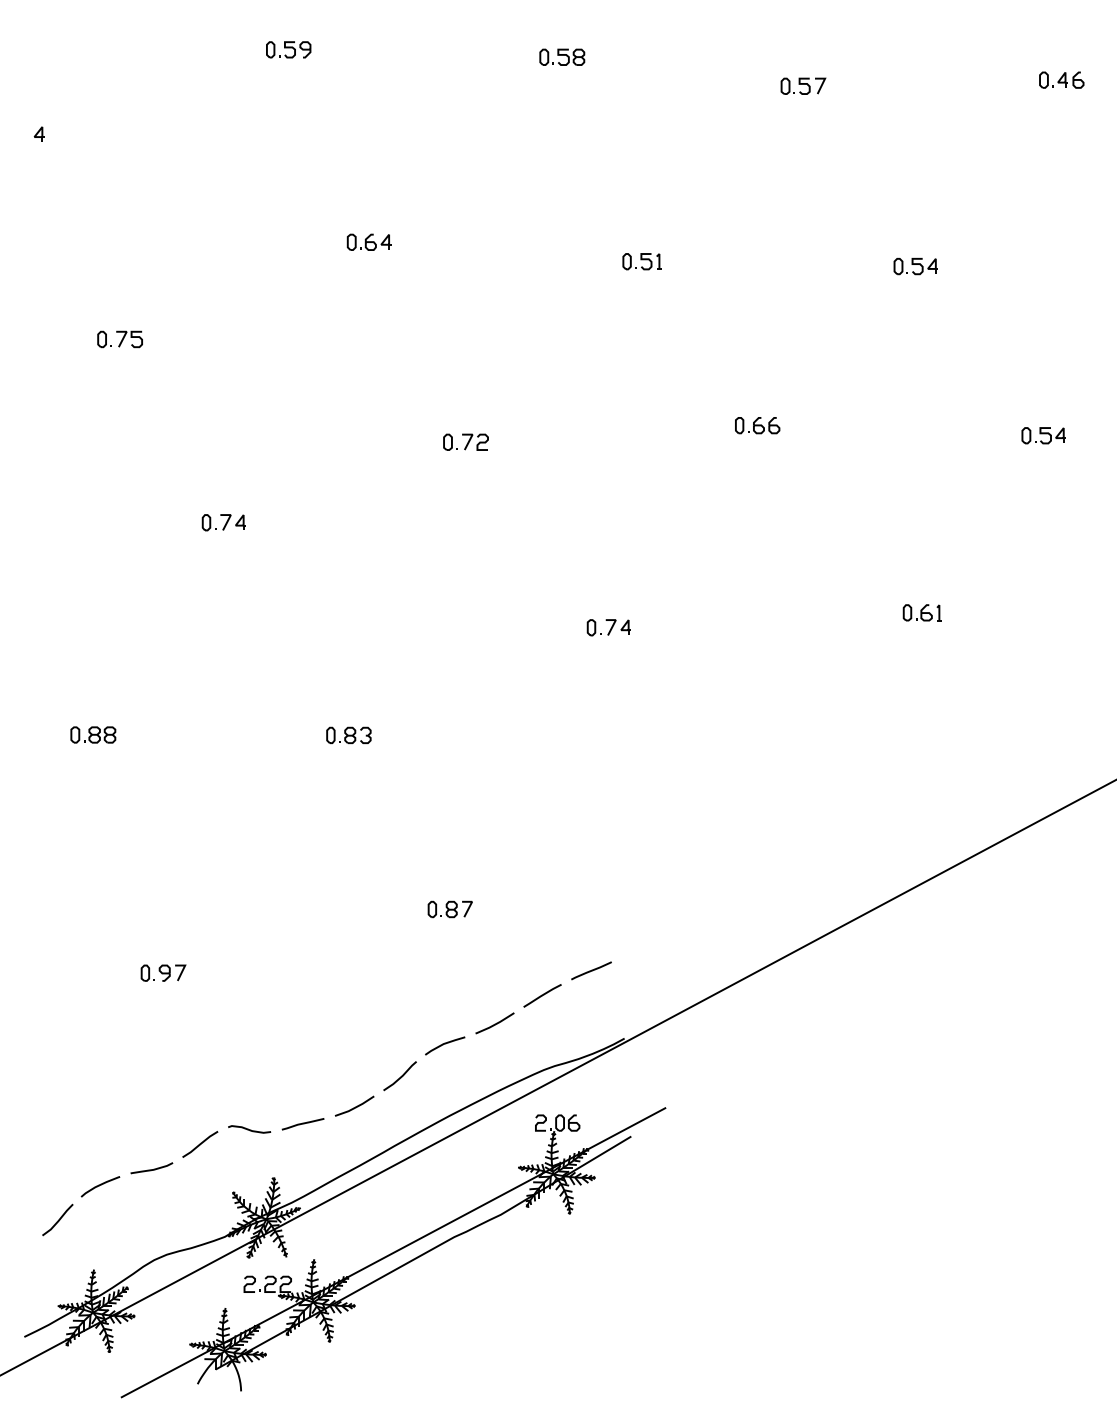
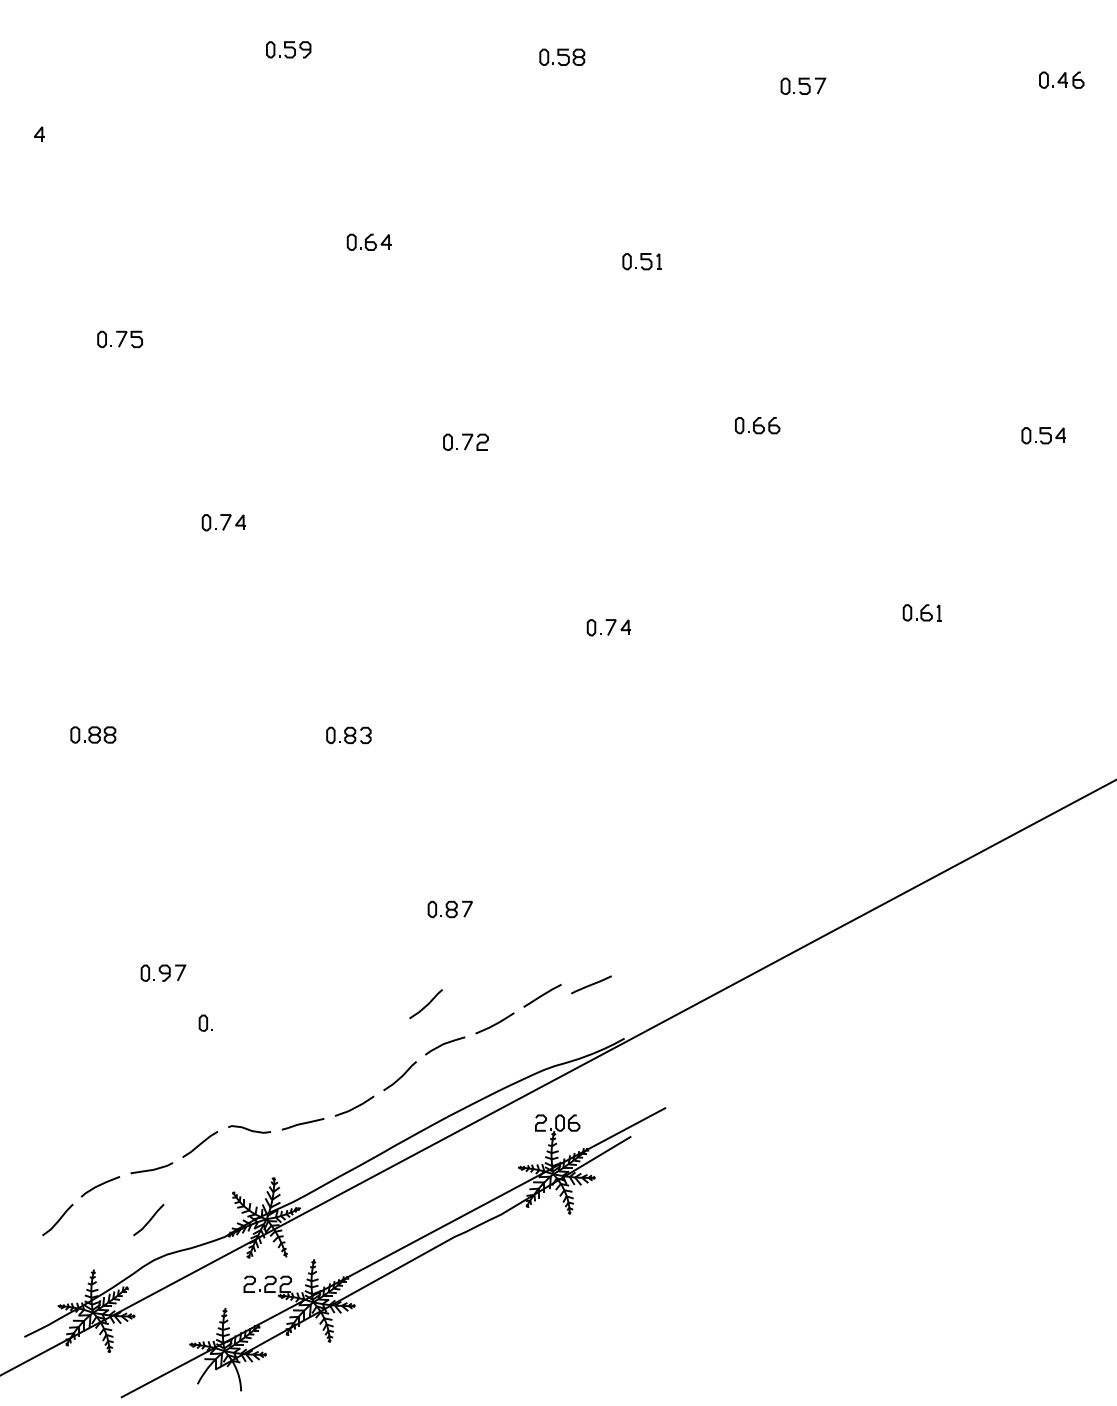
part: present -> none (915, 266)
line position: (591, 970) -> (591, 984) (591, 984)
line: none -> present (426, 1004)
part: none -> present (205, 1022)
line: none -> present (149, 1219)
